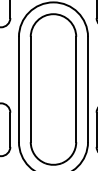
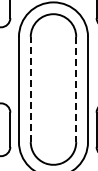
line: solid -> dashed (30, 89)
line: solid -> dashed (76, 89)
